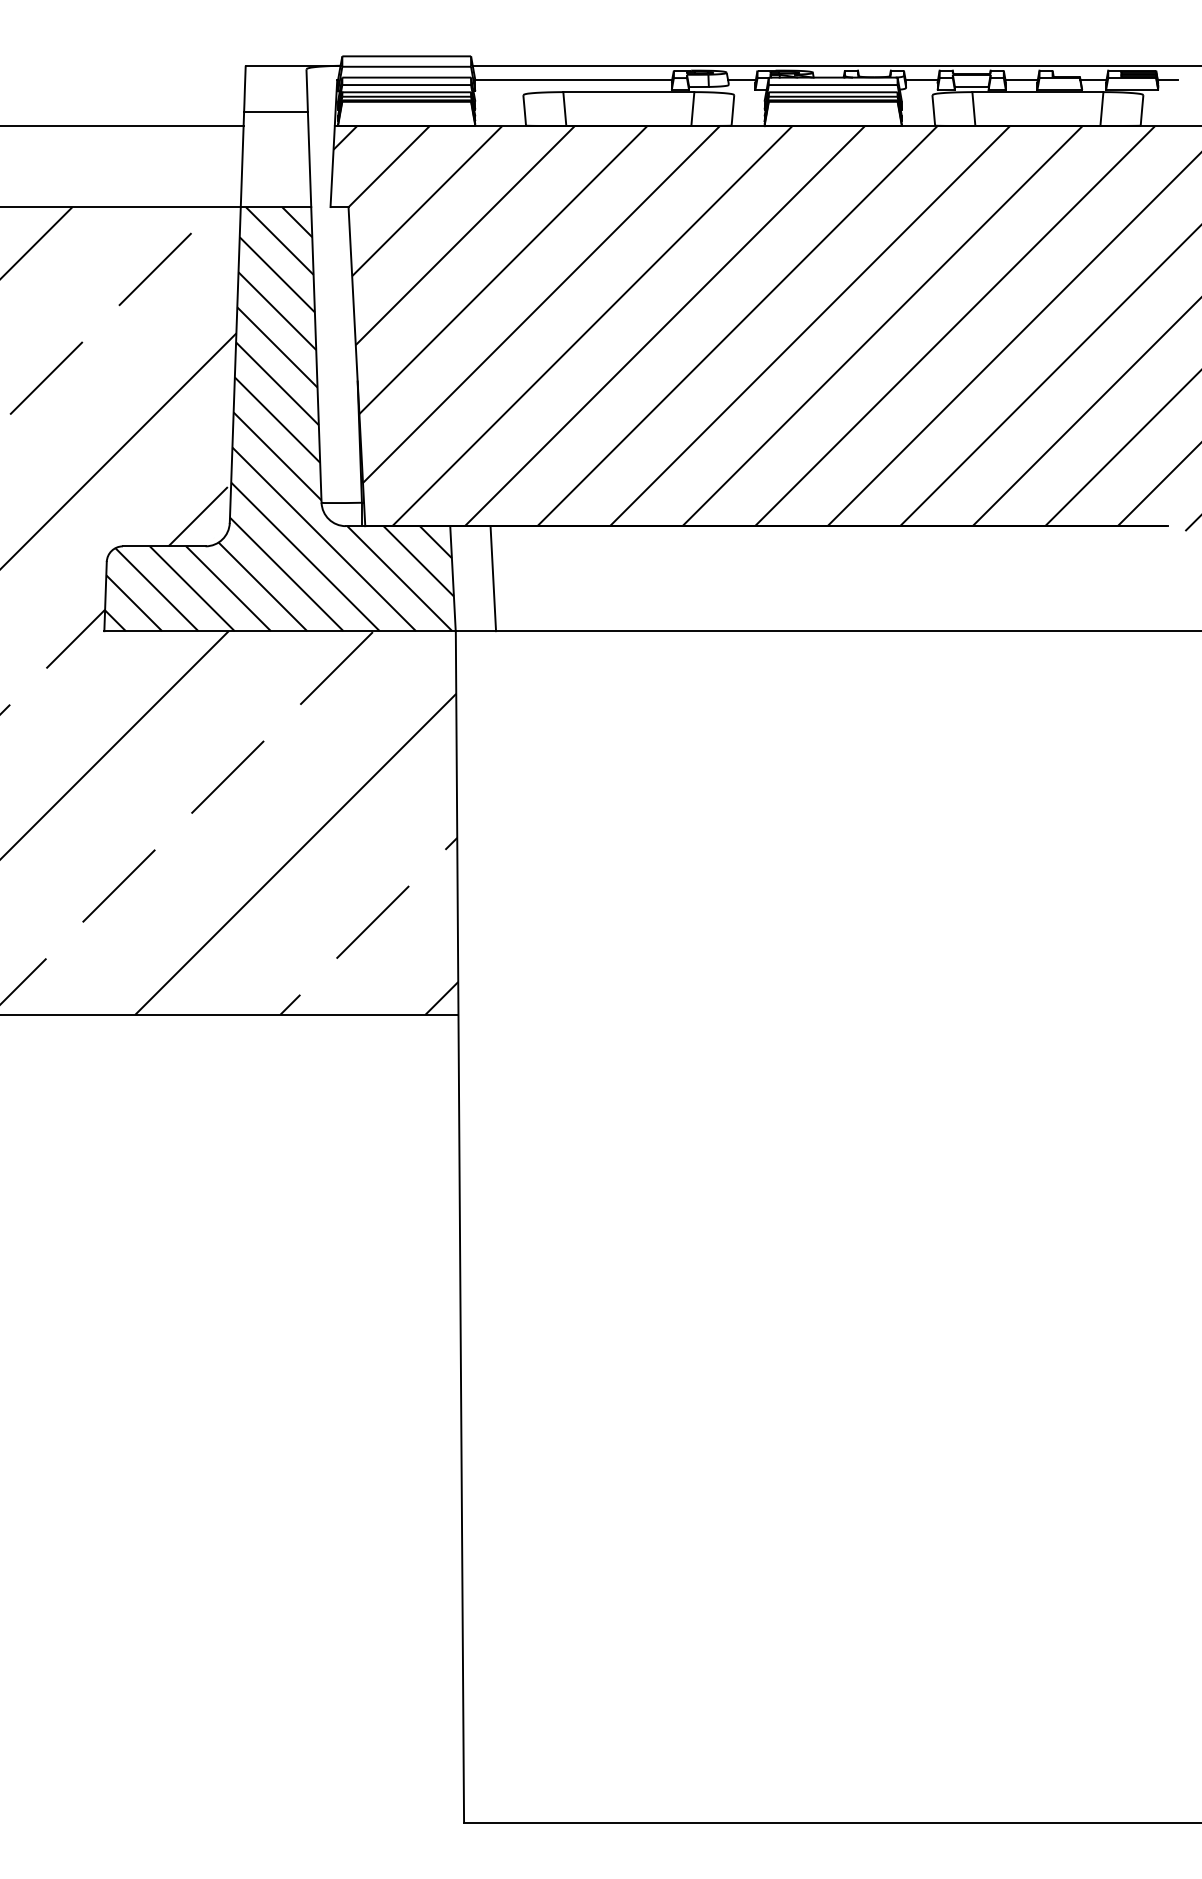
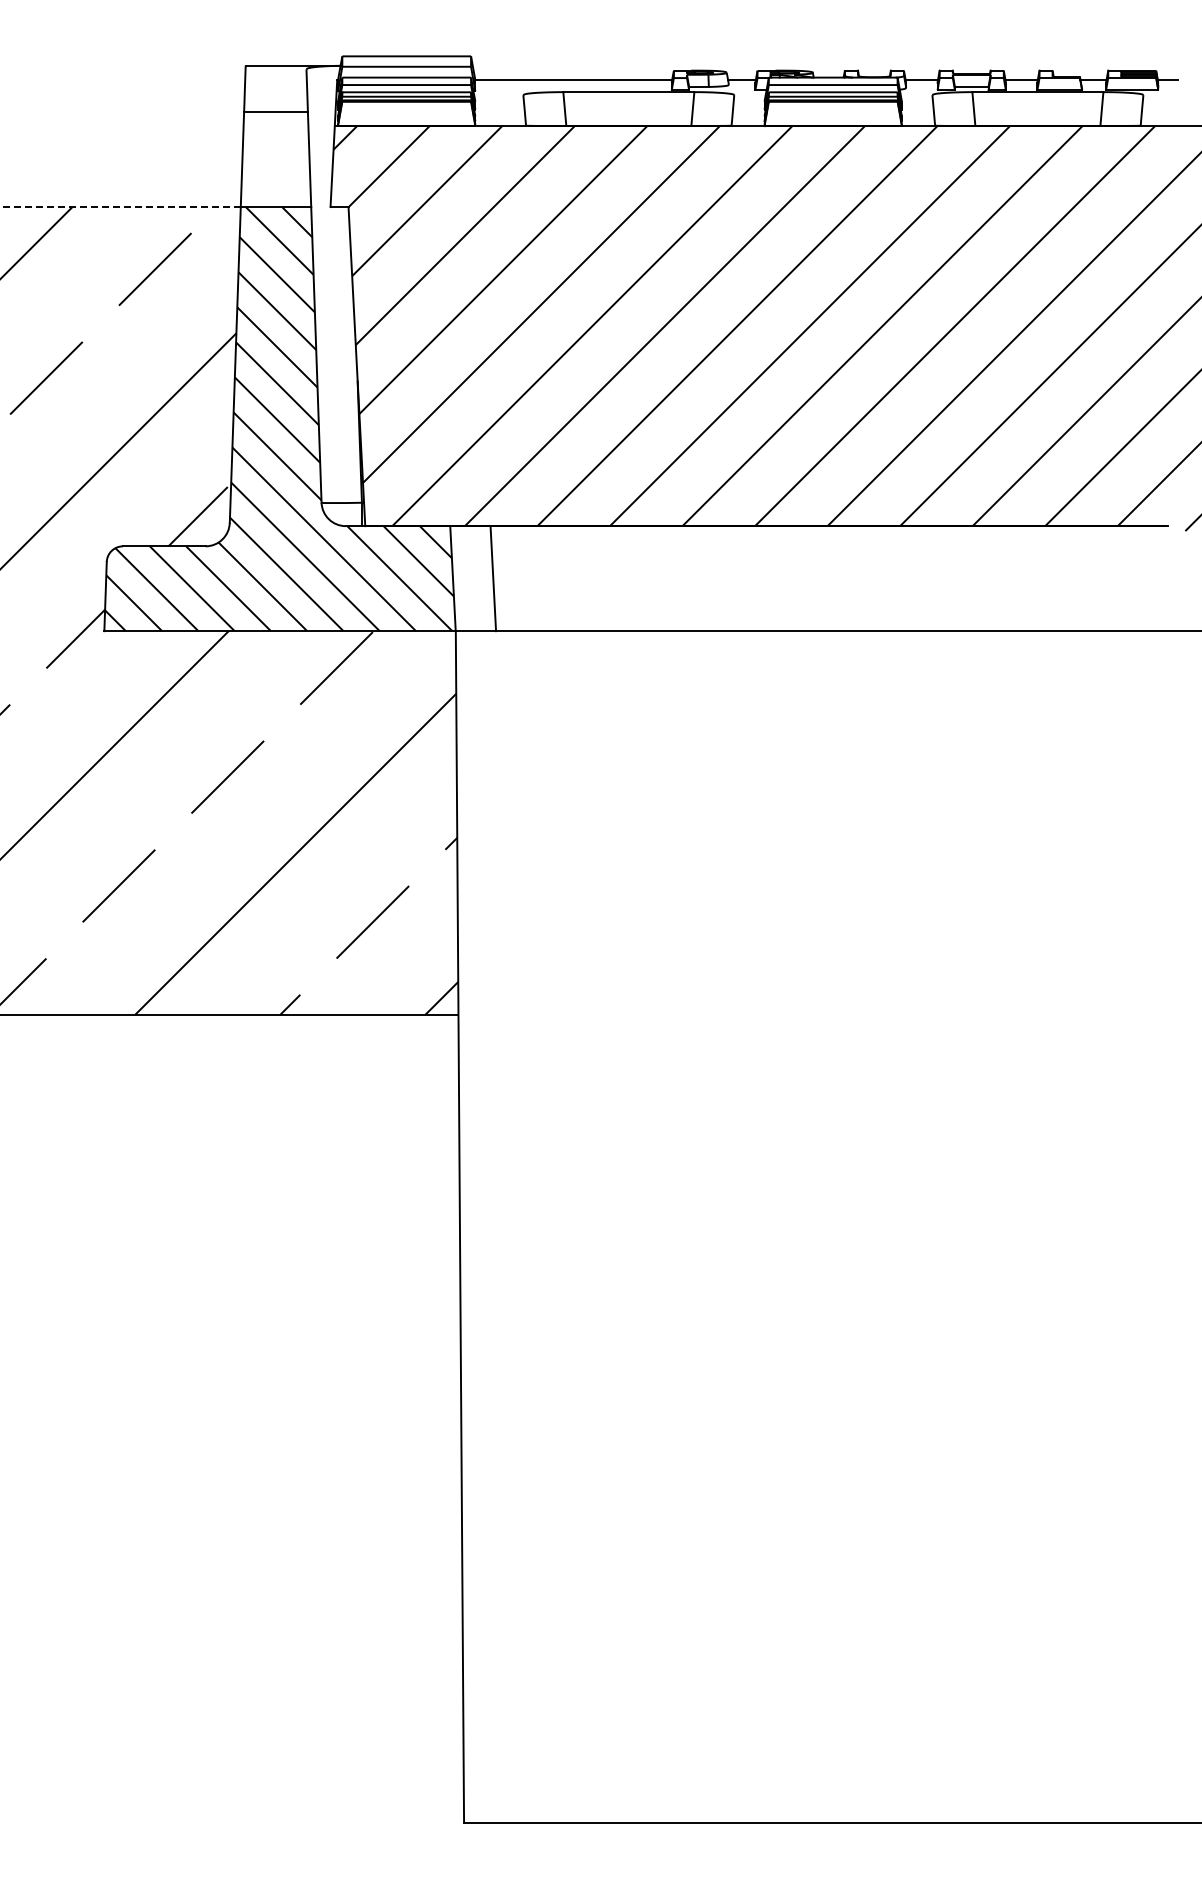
line: present -> none (835, 65)
line: present -> none (122, 126)
line: solid -> dashed (120, 207)
